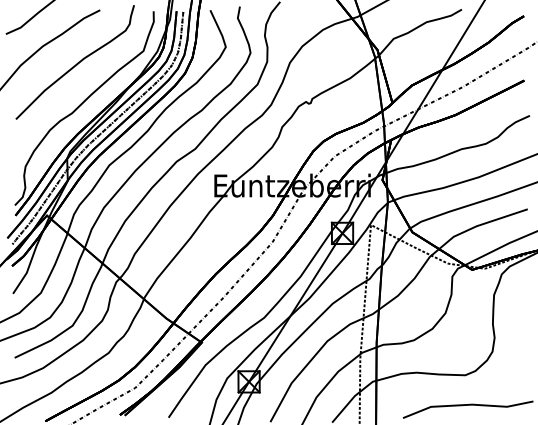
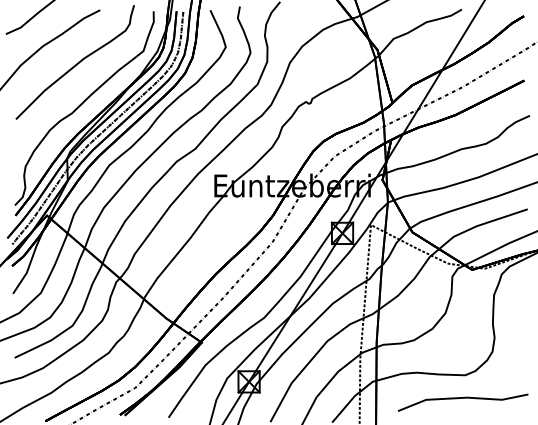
line position: (467, 405) -> (462, 398) (462, 398)
